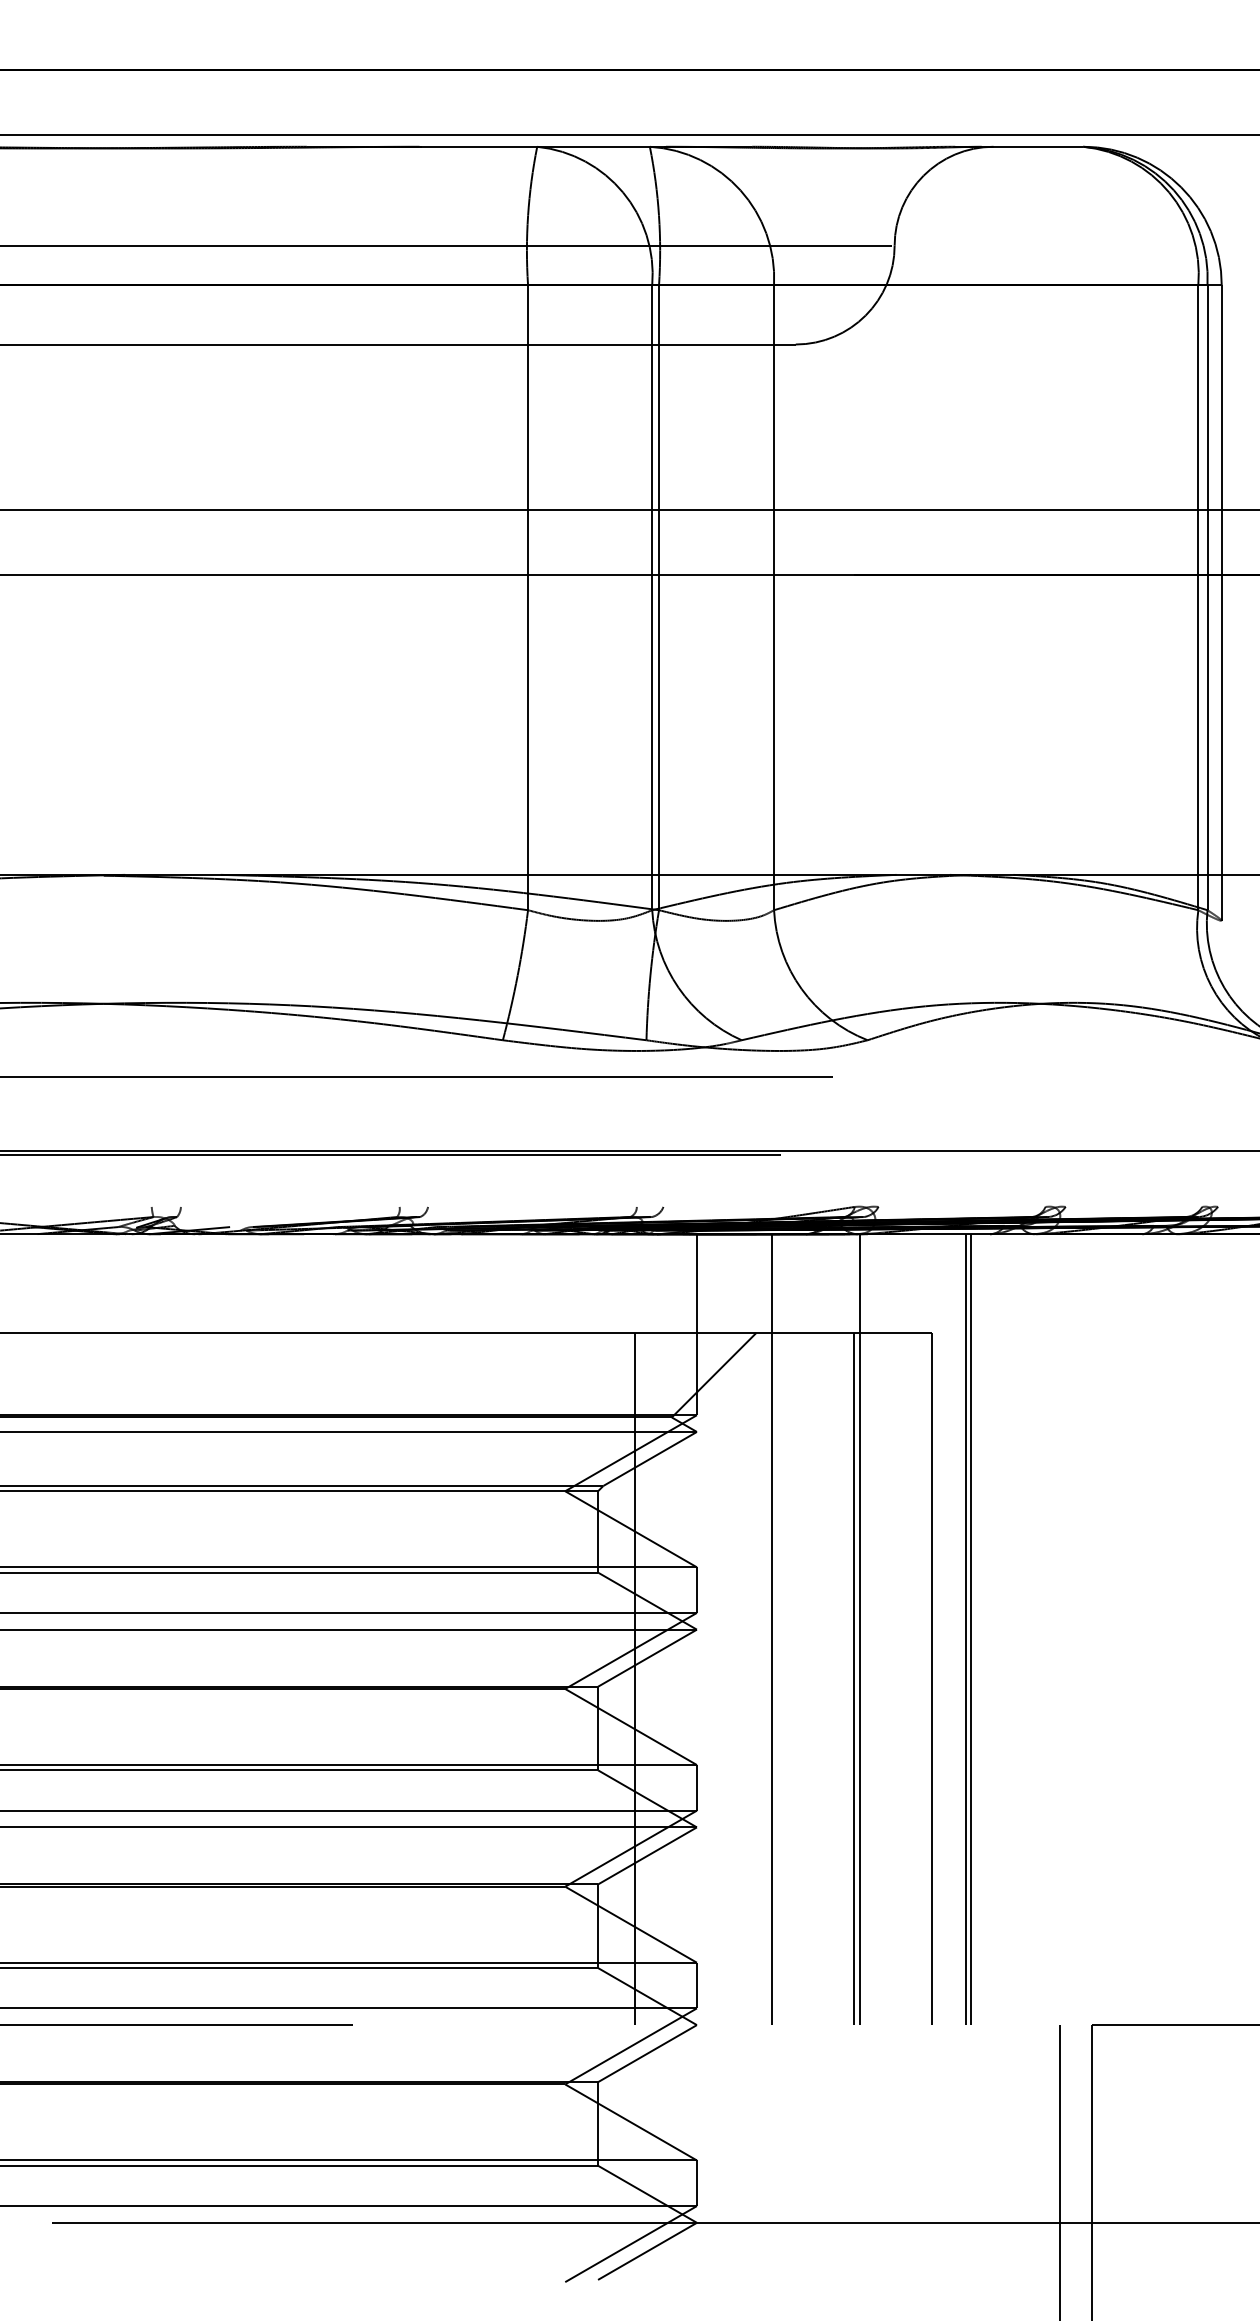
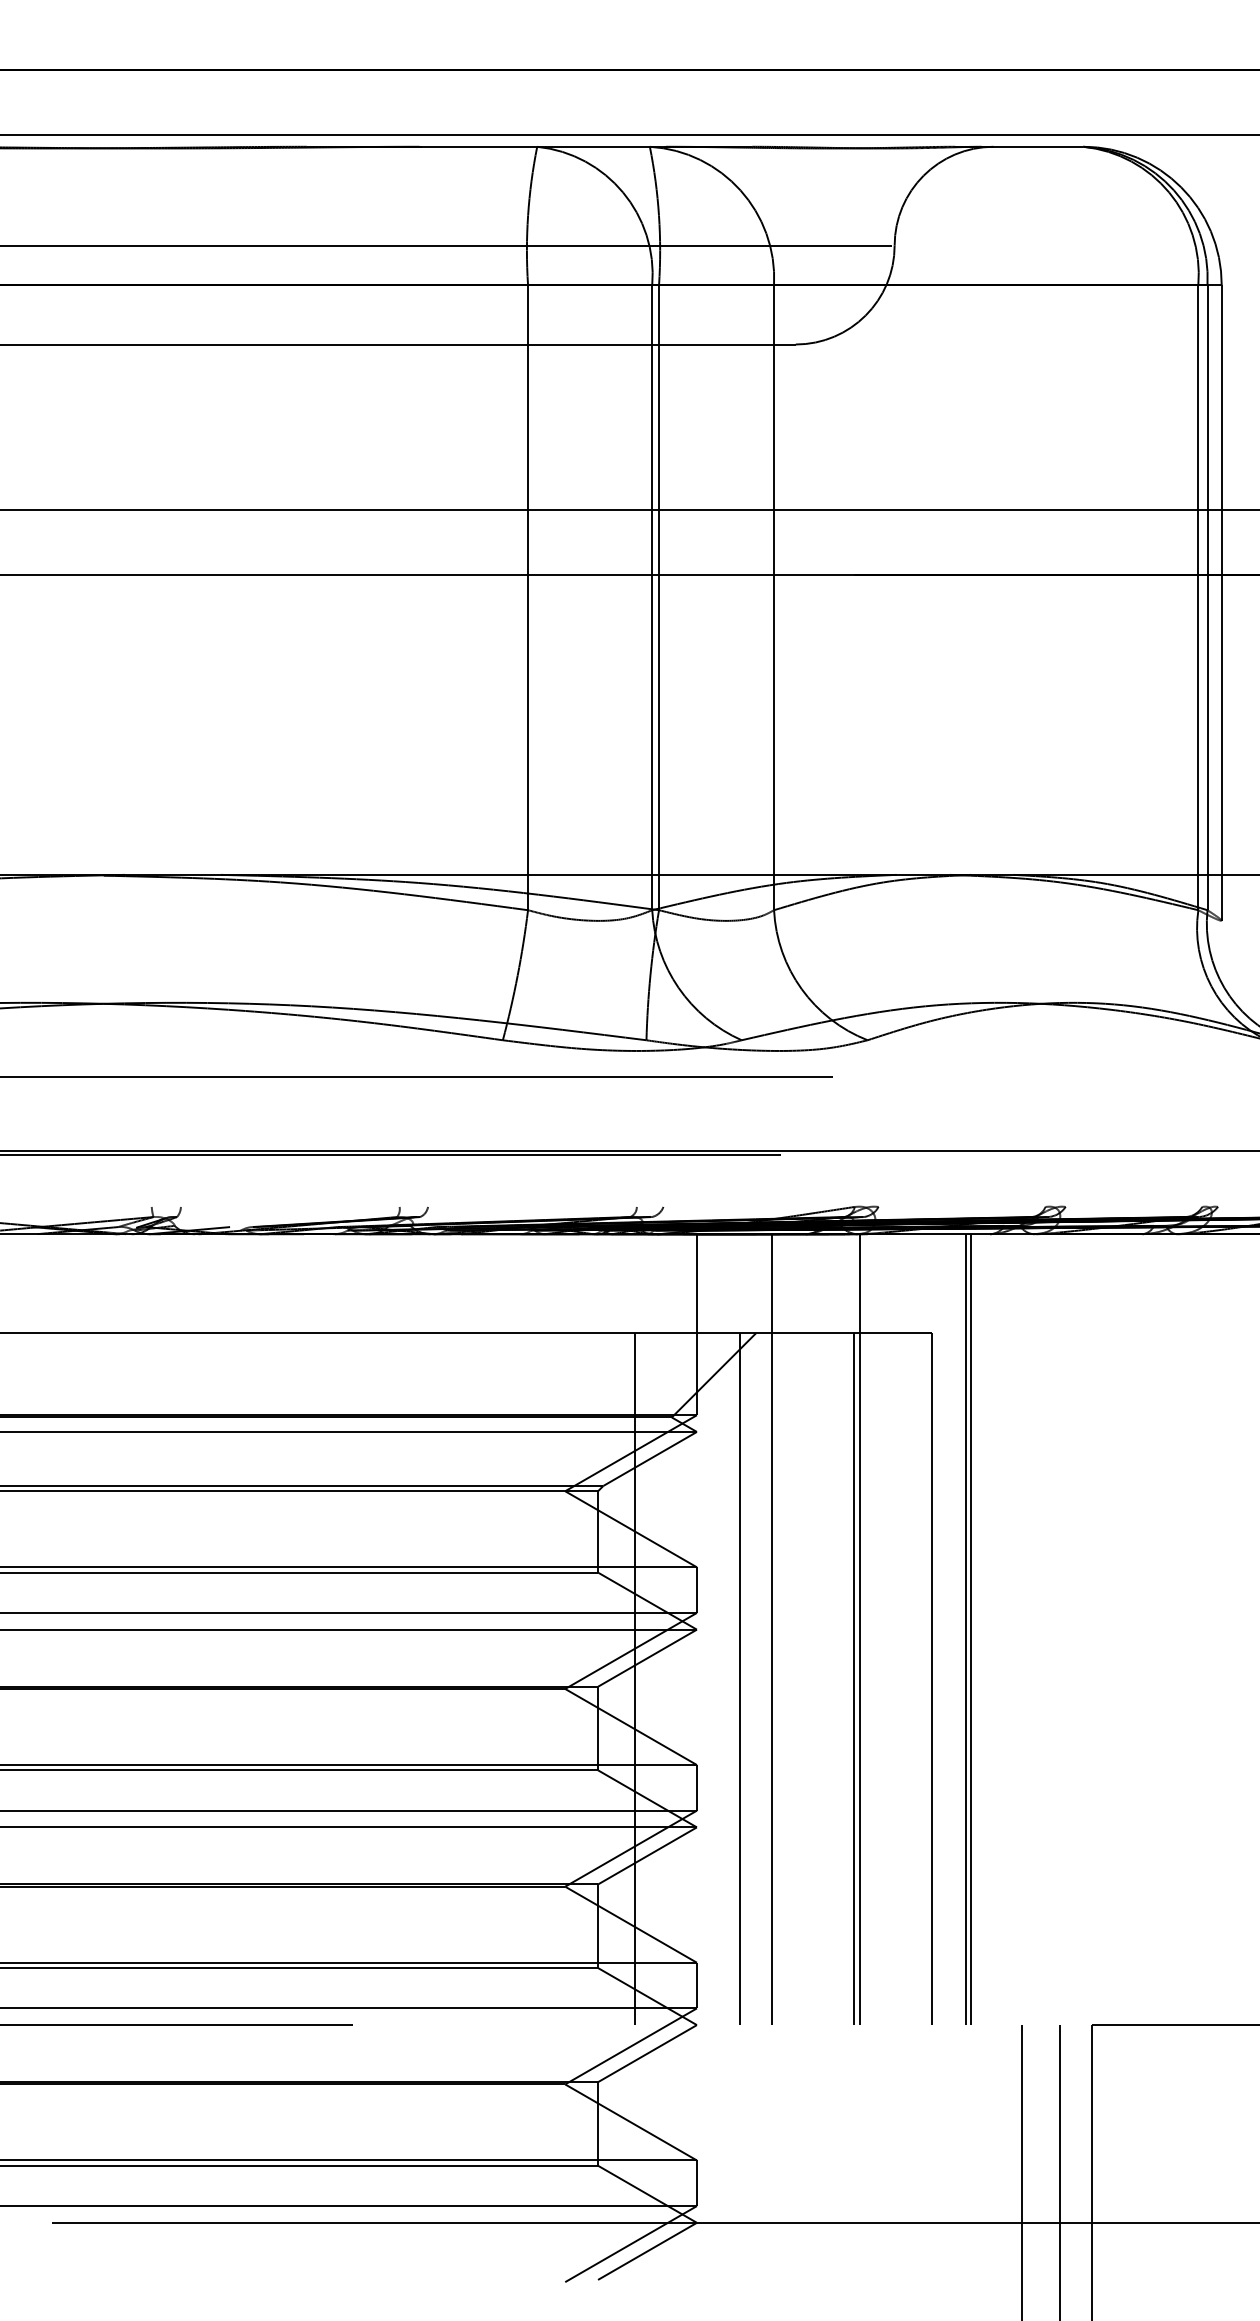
line: none -> present (739, 1679)
line: none -> present (1021, 2171)
